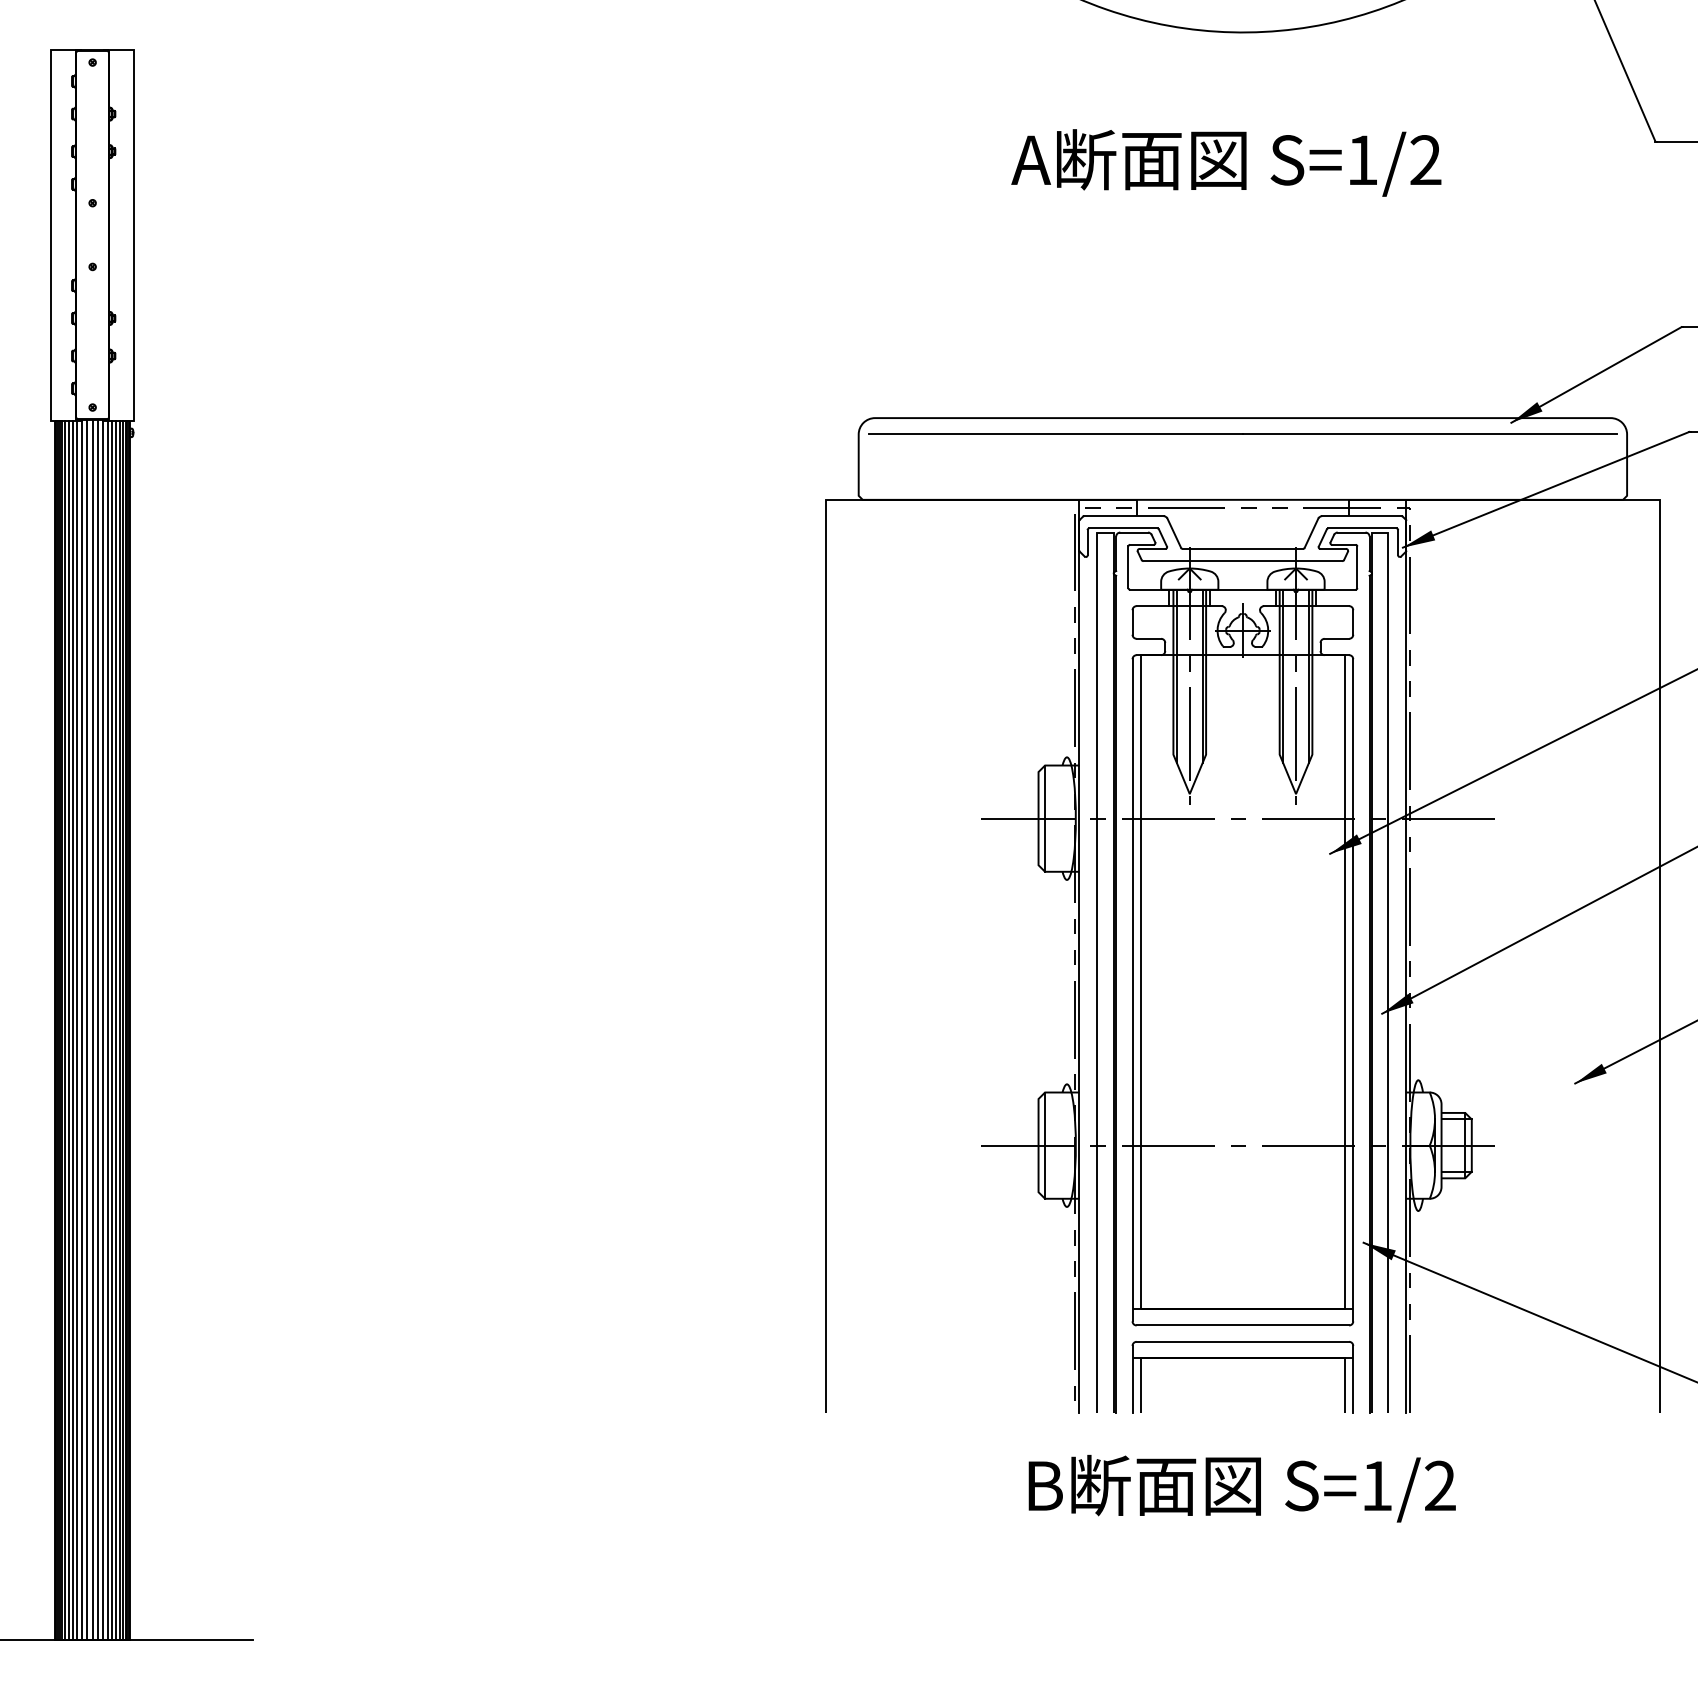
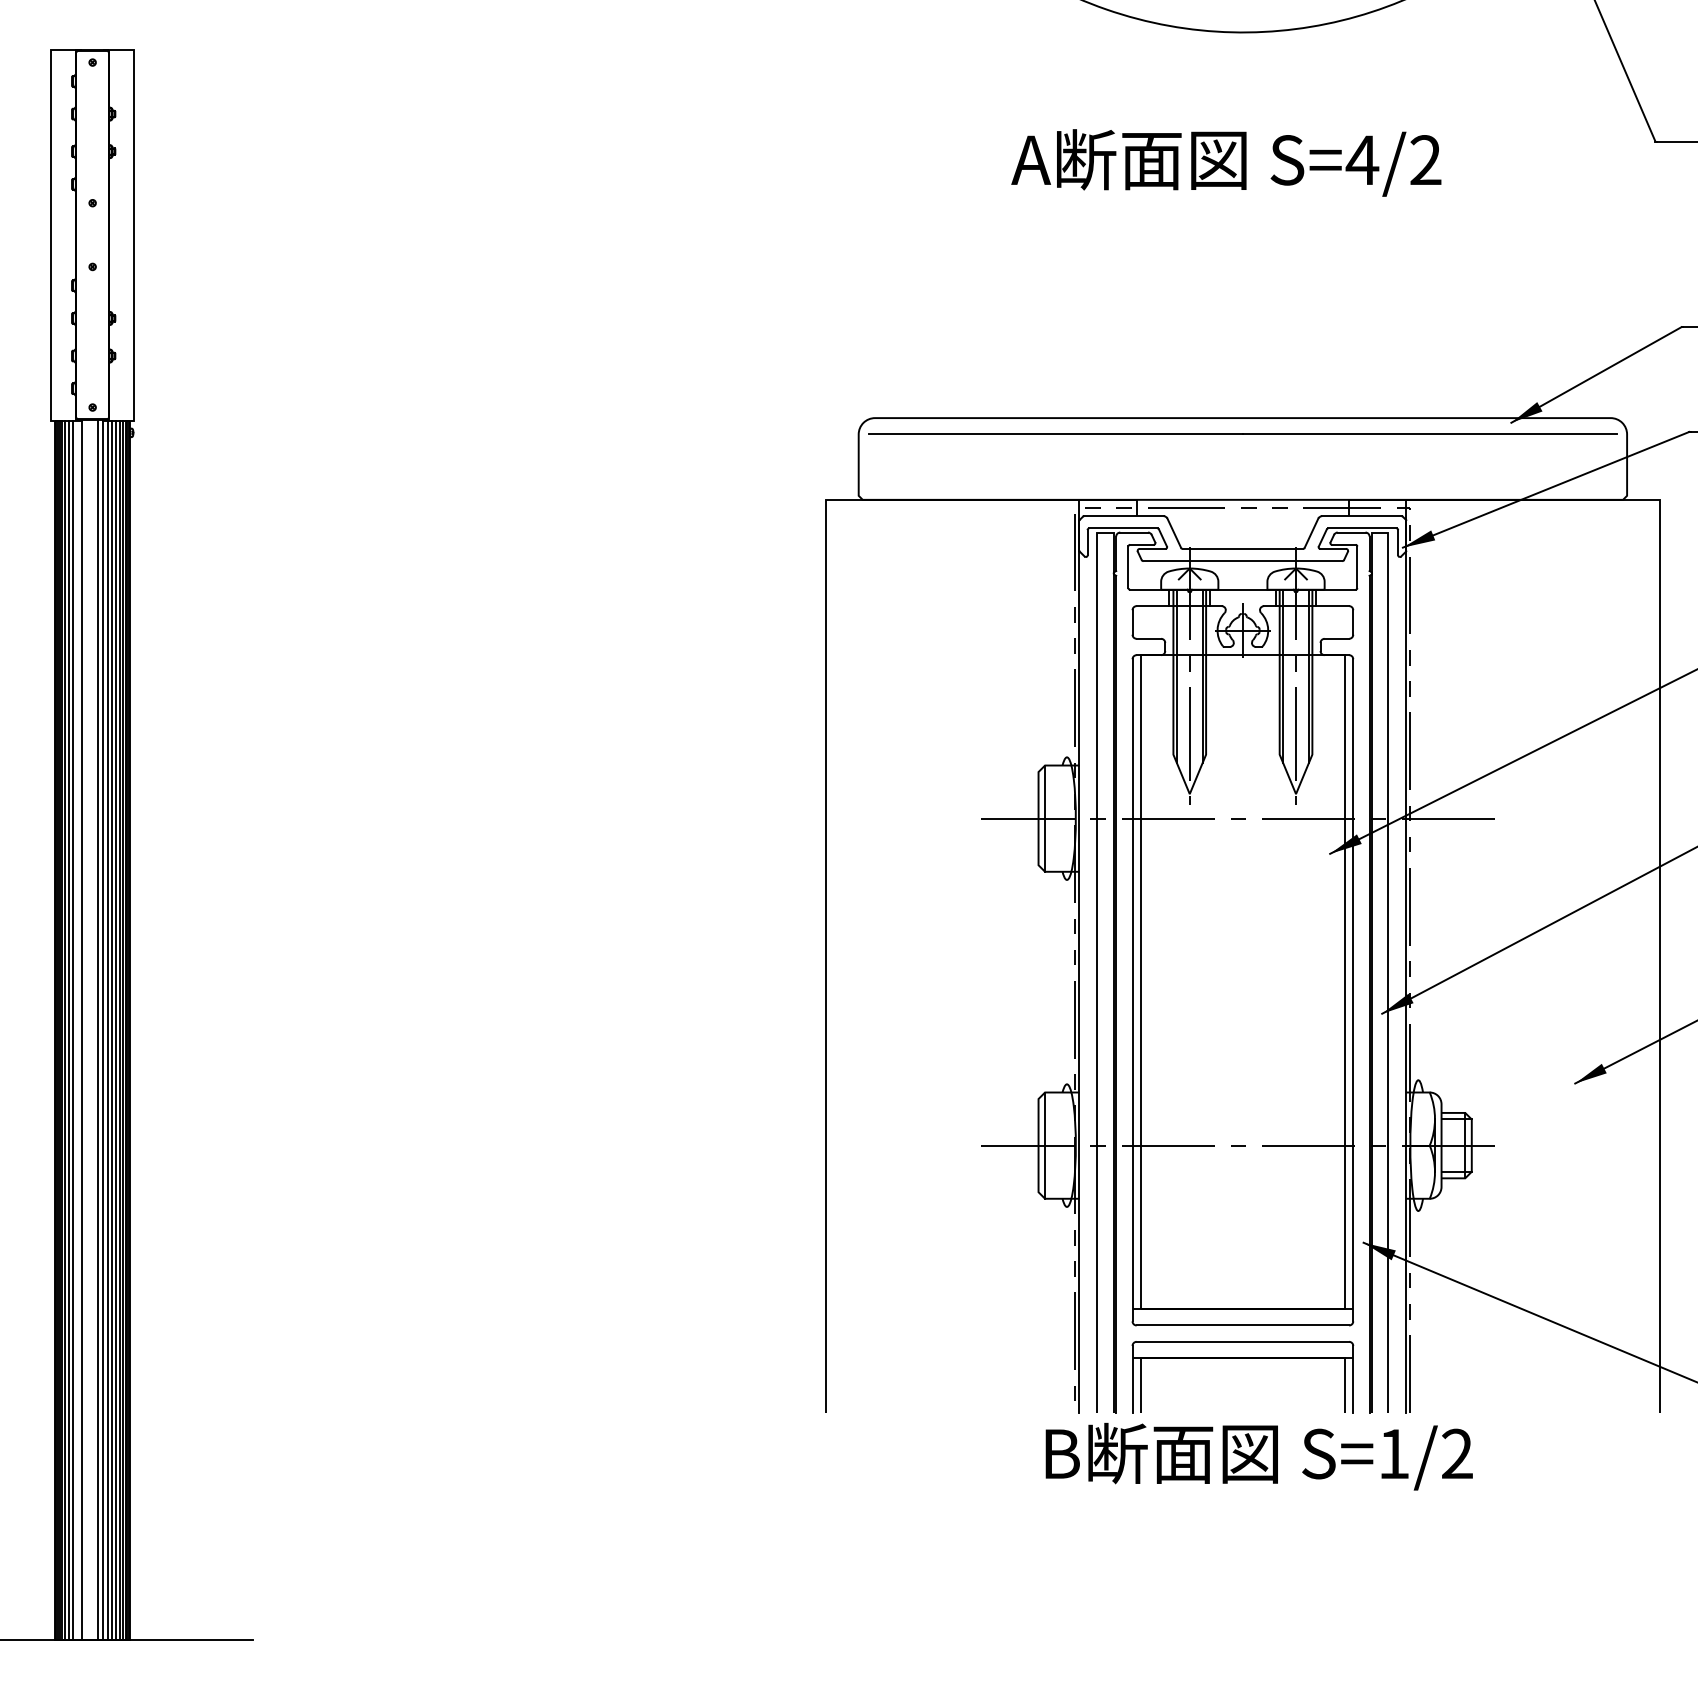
text: S=1/2 -> S=4/2 (1362, 159)
line: present -> none (87, 1029)
line: present -> none (92, 1029)
line: present -> none (77, 1030)
text position: (1241, 1488) -> (1258, 1456) (1258, 1456)
